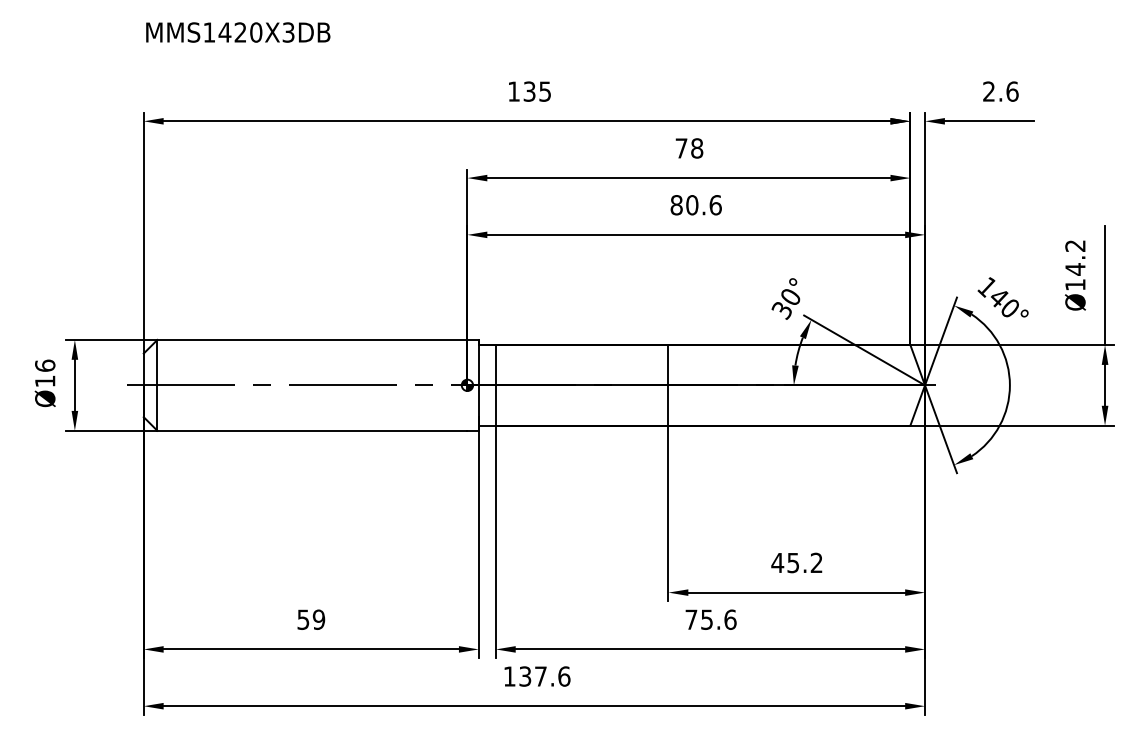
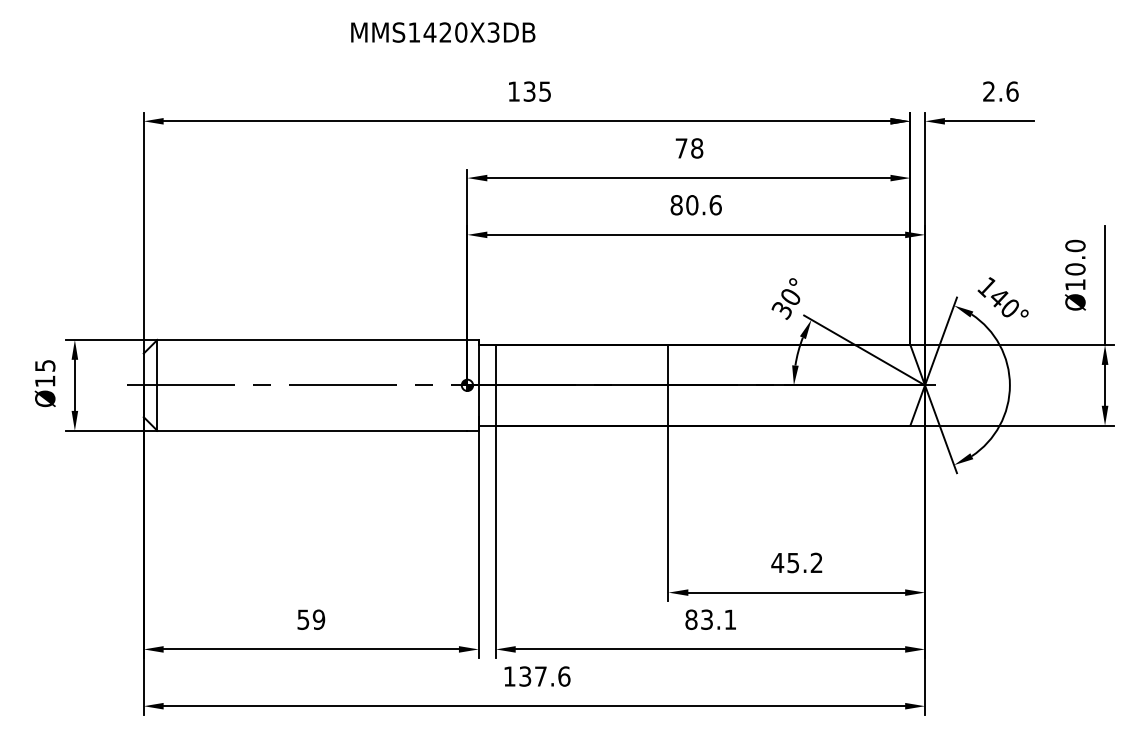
text position: (238, 32) -> (443, 32) (443, 32)
text: Ø14.2 -> Ø10.0 (1075, 257)
text: Ø16 -> Ø15 (45, 365)
text: 75.6 -> 83.1 (710, 619)
